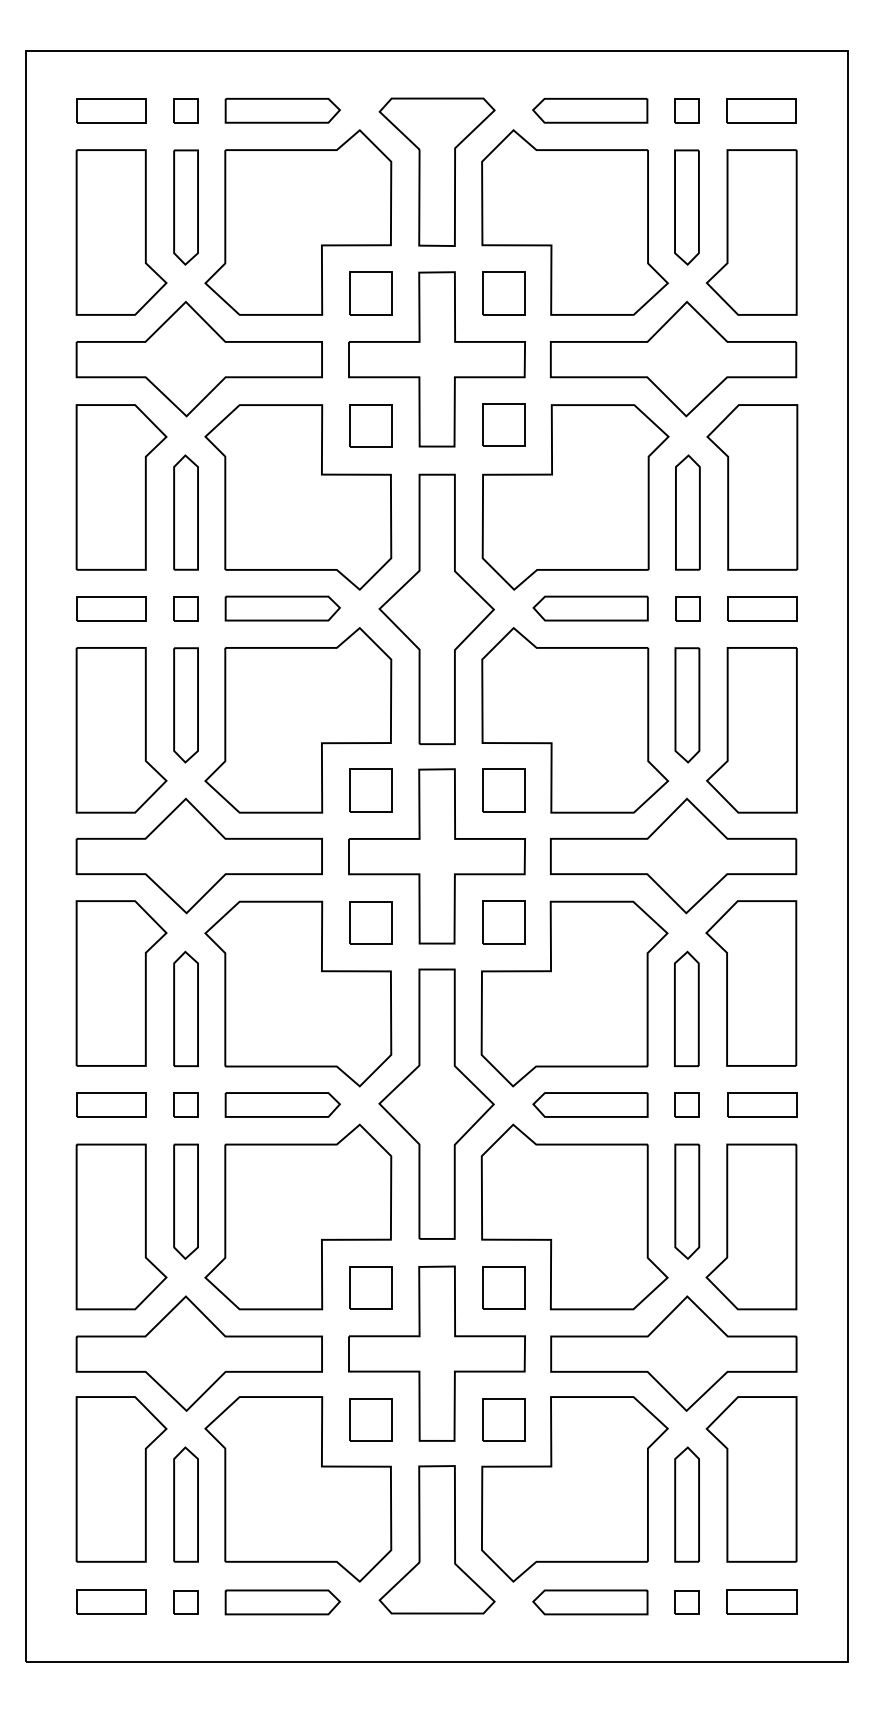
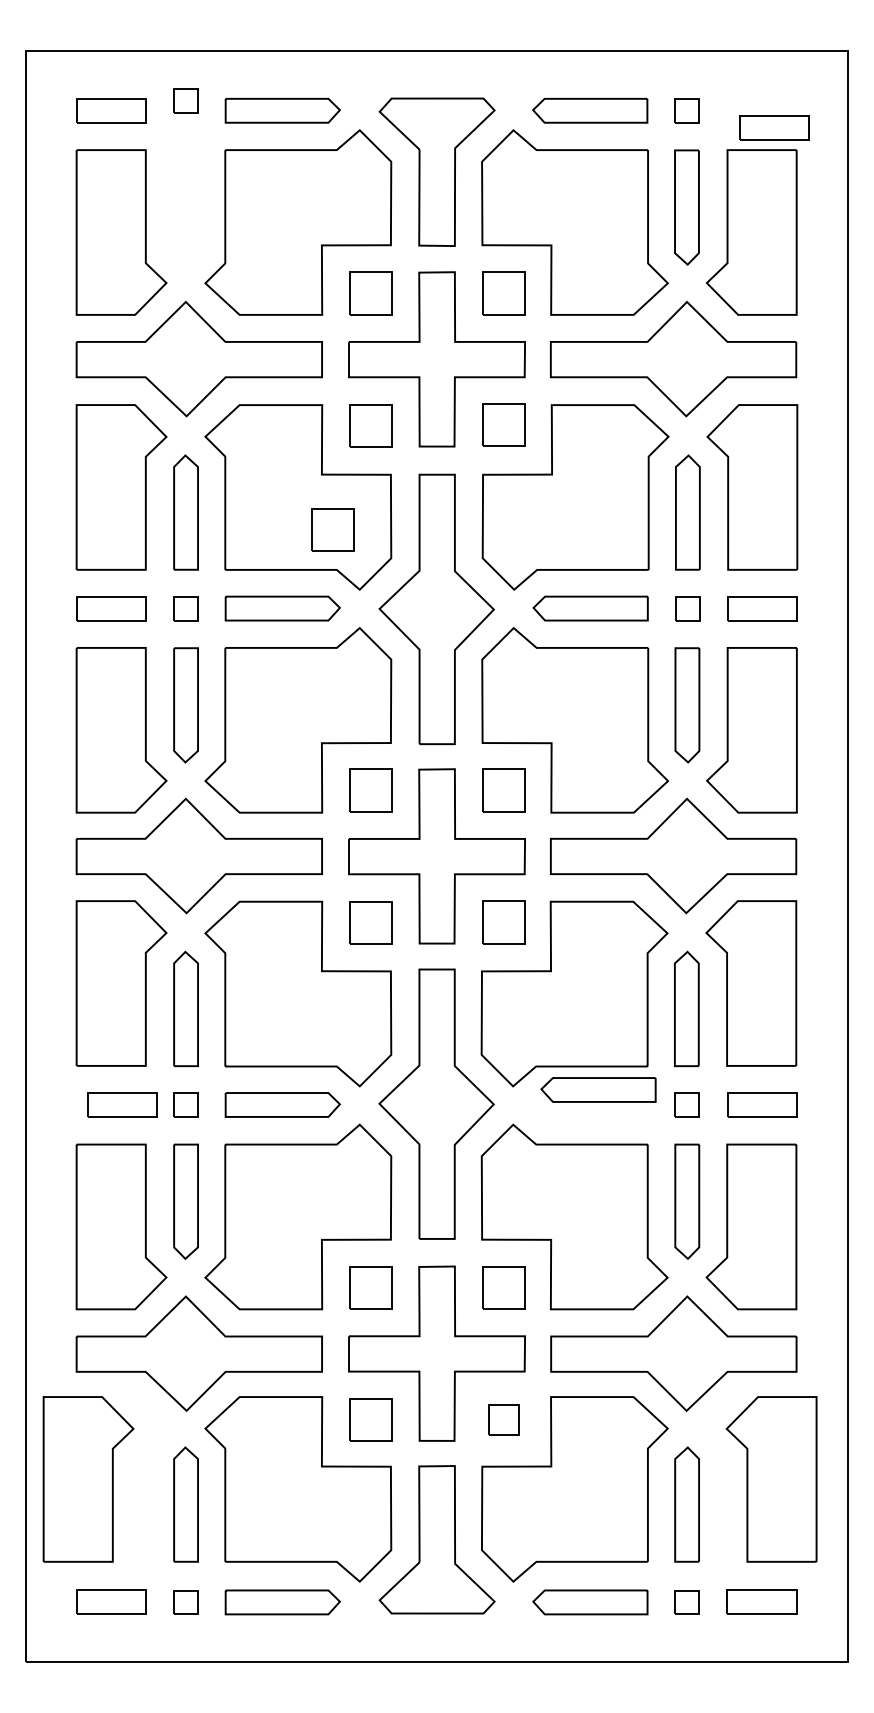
part position: (185, 110) -> (185, 100) (185, 100)
part position: (761, 110) -> (774, 127) (774, 127)
part: present -> none (185, 207)
part: none -> present (332, 529)
part position: (111, 1104) -> (122, 1104) (122, 1104)
part position: (590, 1104) -> (598, 1089) (598, 1089)
part size: 44x44 px -> 32x32 px (503, 1419)
part position: (121, 1479) -> (88, 1479) (88, 1479)
part position: (751, 1479) -> (771, 1479) (771, 1479)
